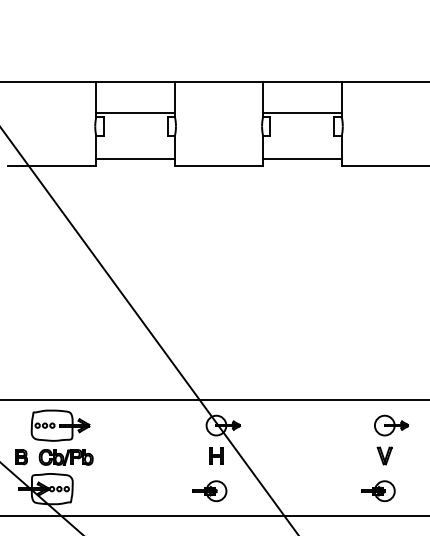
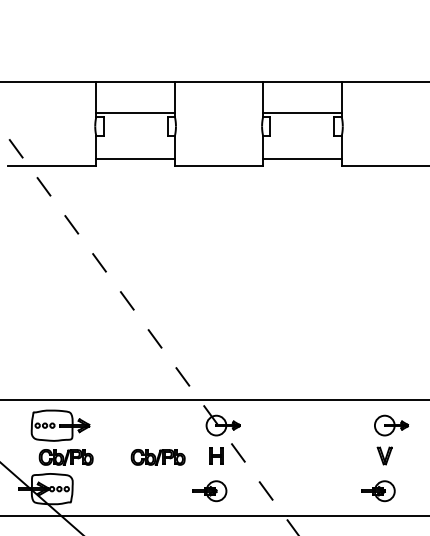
line: solid -> dashed (149, 331)
part: present -> none (21, 457)
part: none -> present (157, 457)
